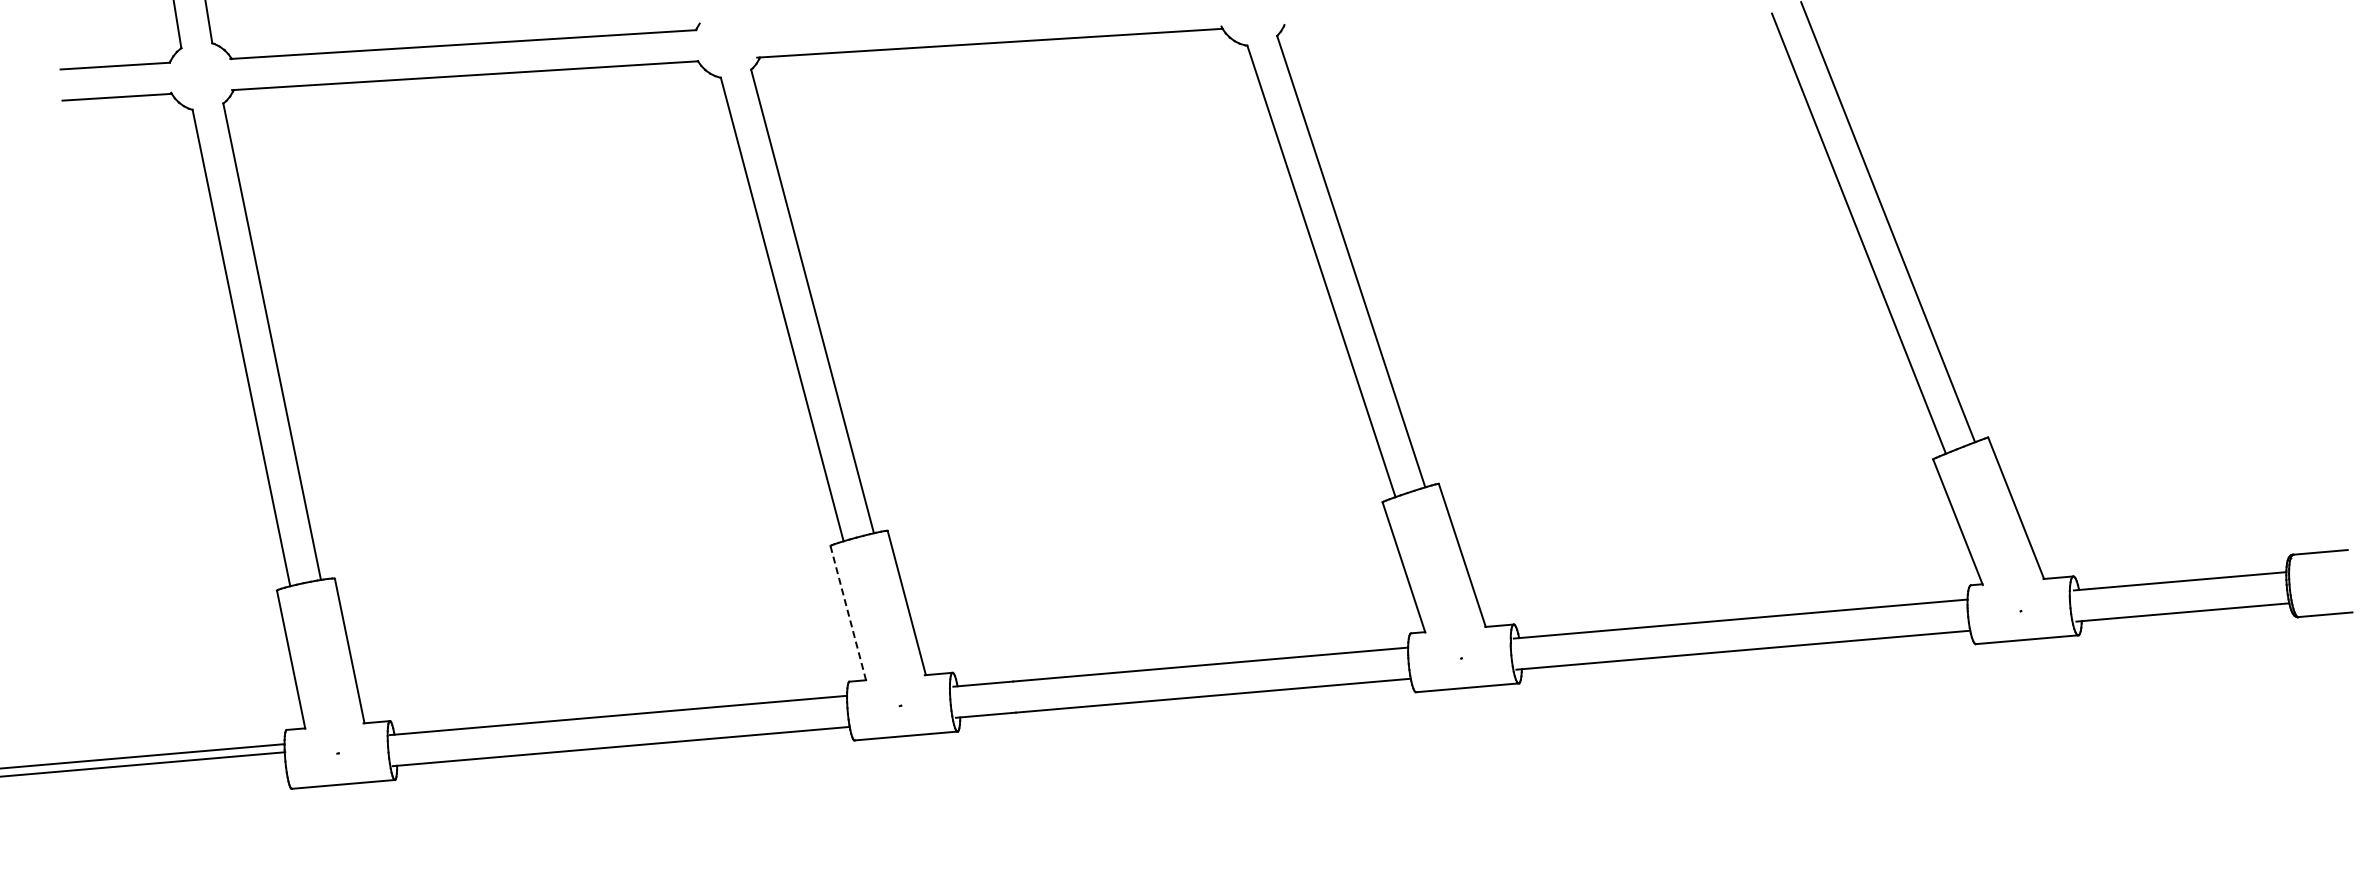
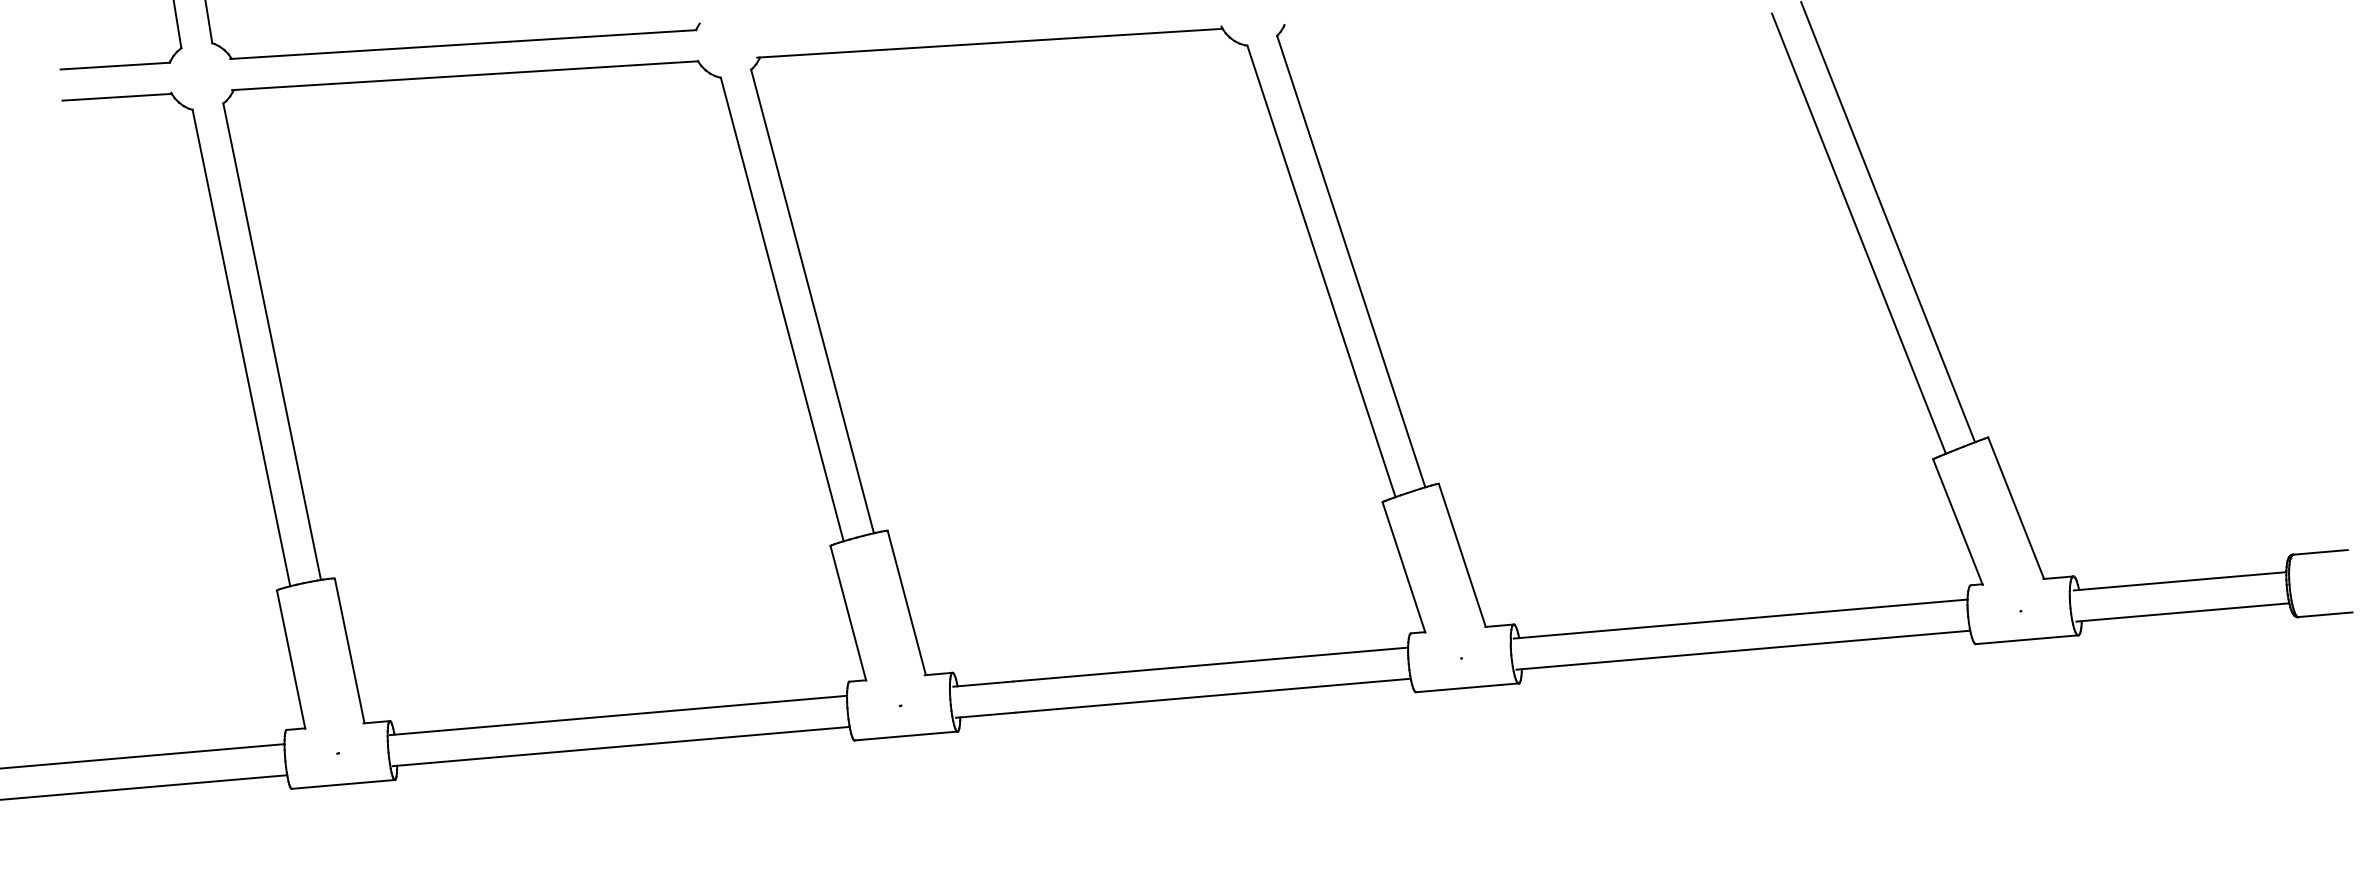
line: dashed -> solid (848, 613)
line position: (143, 764) -> (144, 787) (144, 787)
